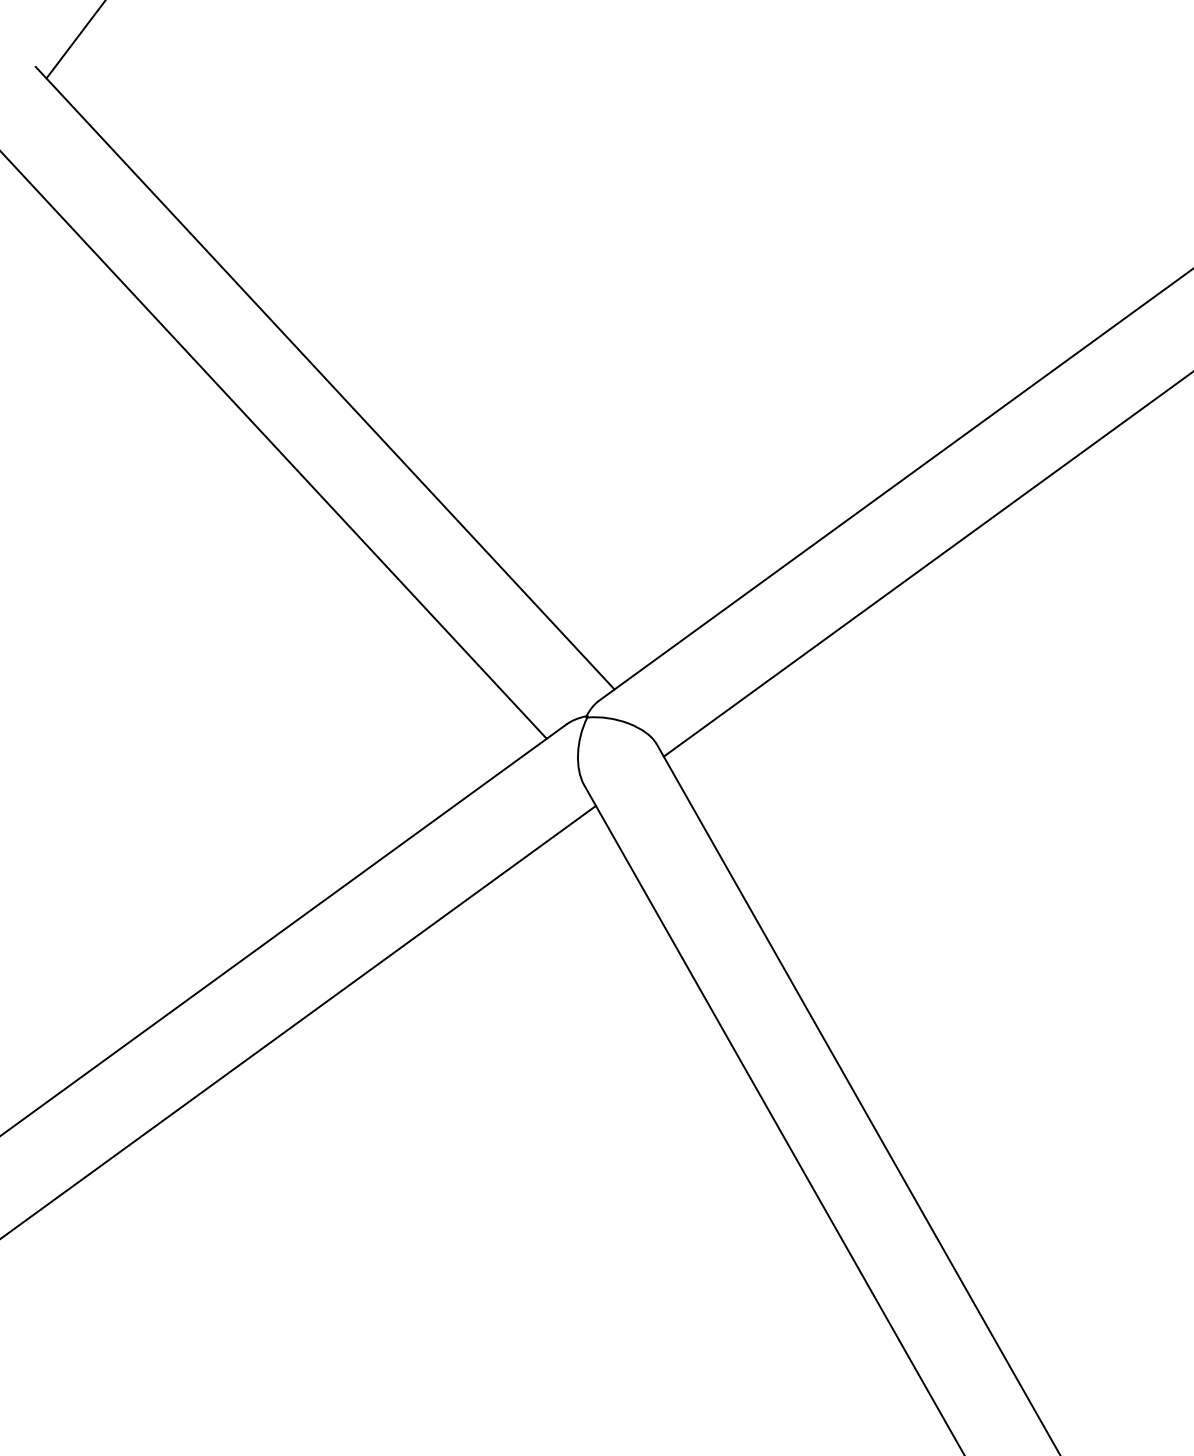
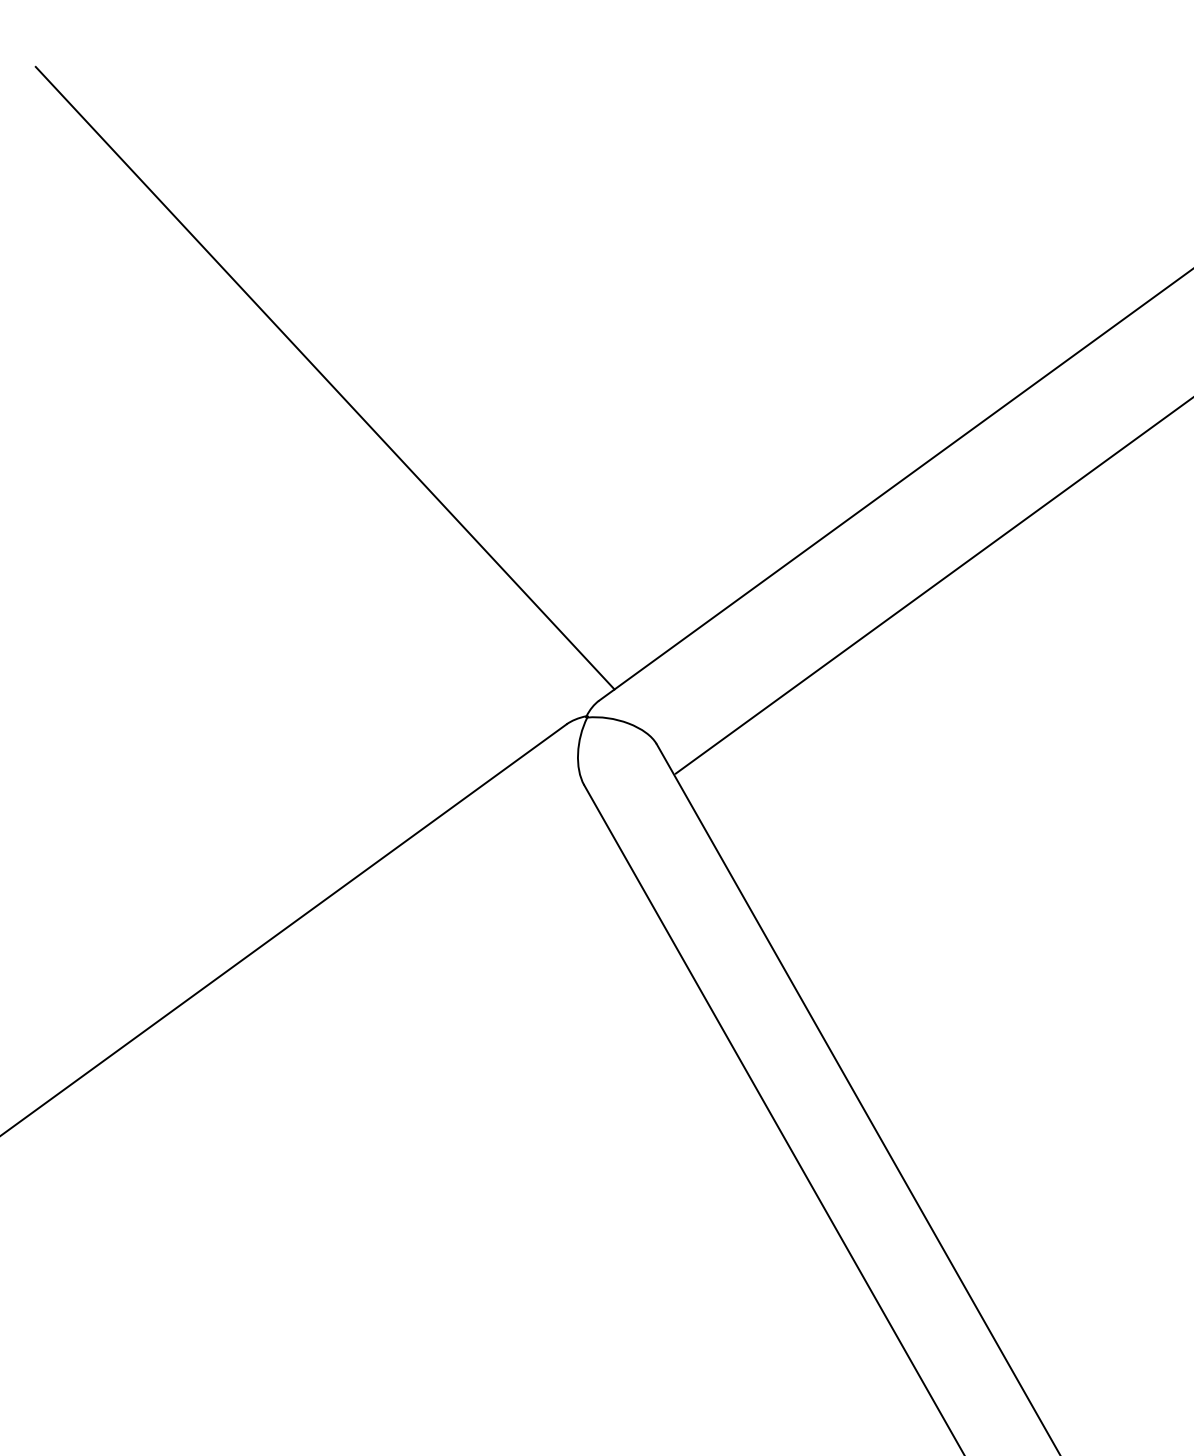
line: present -> none (74, 40)
line: present -> none (274, 445)
line position: (926, 564) -> (932, 586) (932, 586)
line: present -> none (298, 1021)
